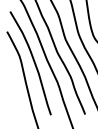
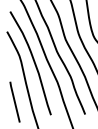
line: none -> present (14, 101)
